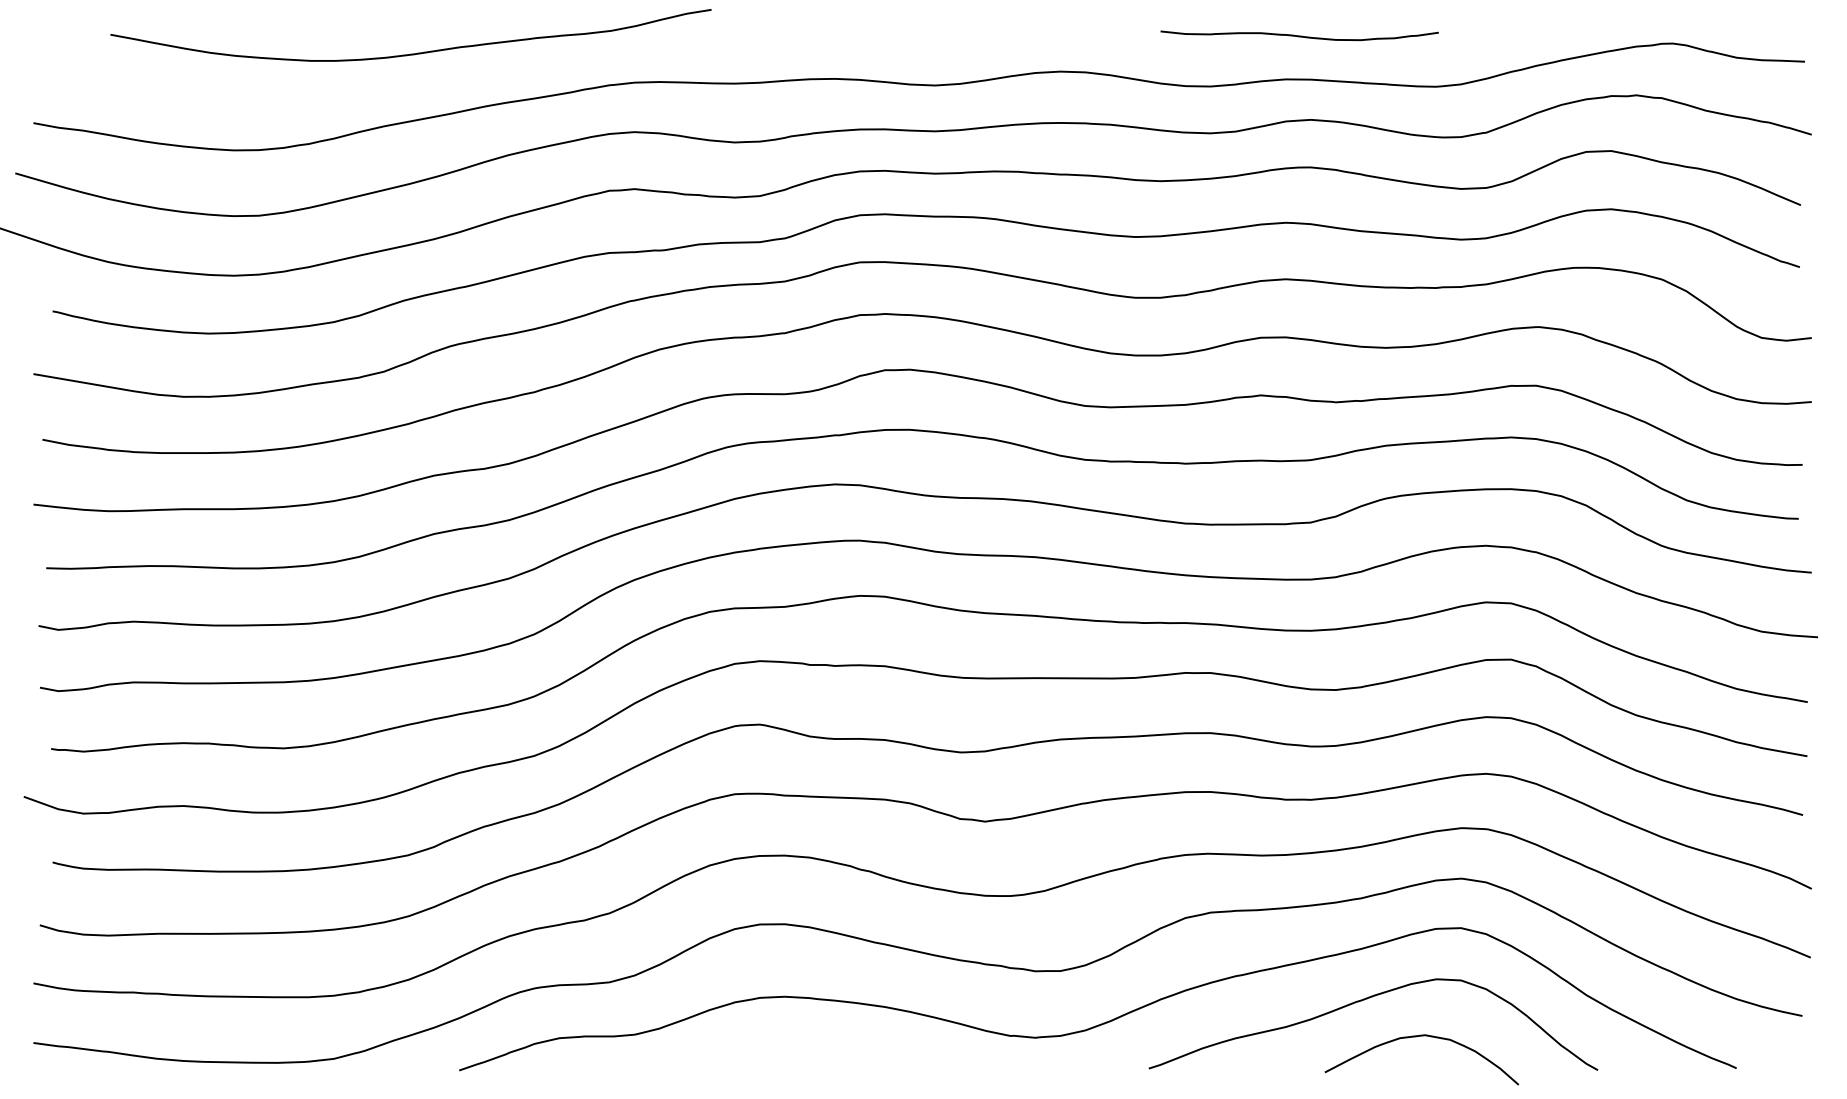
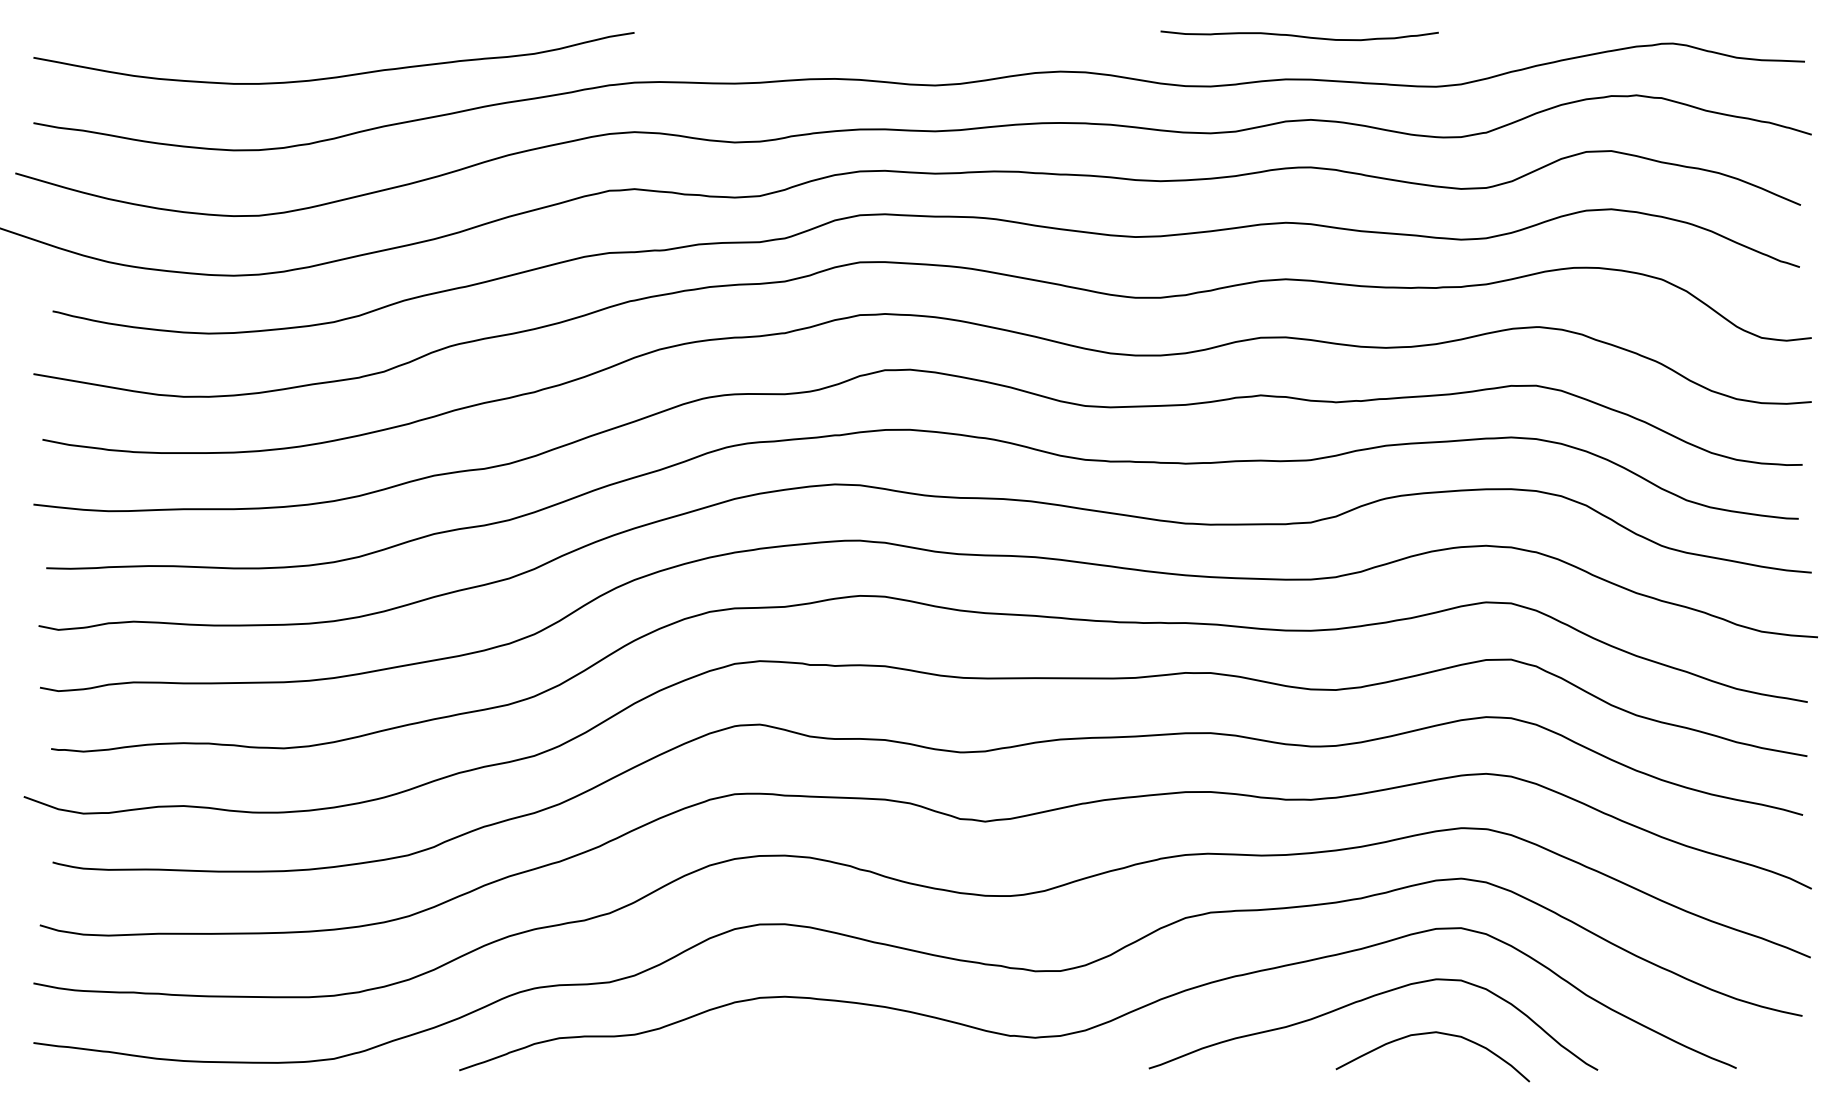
curve position: (410, 53) -> (333, 76) (333, 76)
curve position: (1416, 1037) -> (1427, 1034) (1427, 1034)
